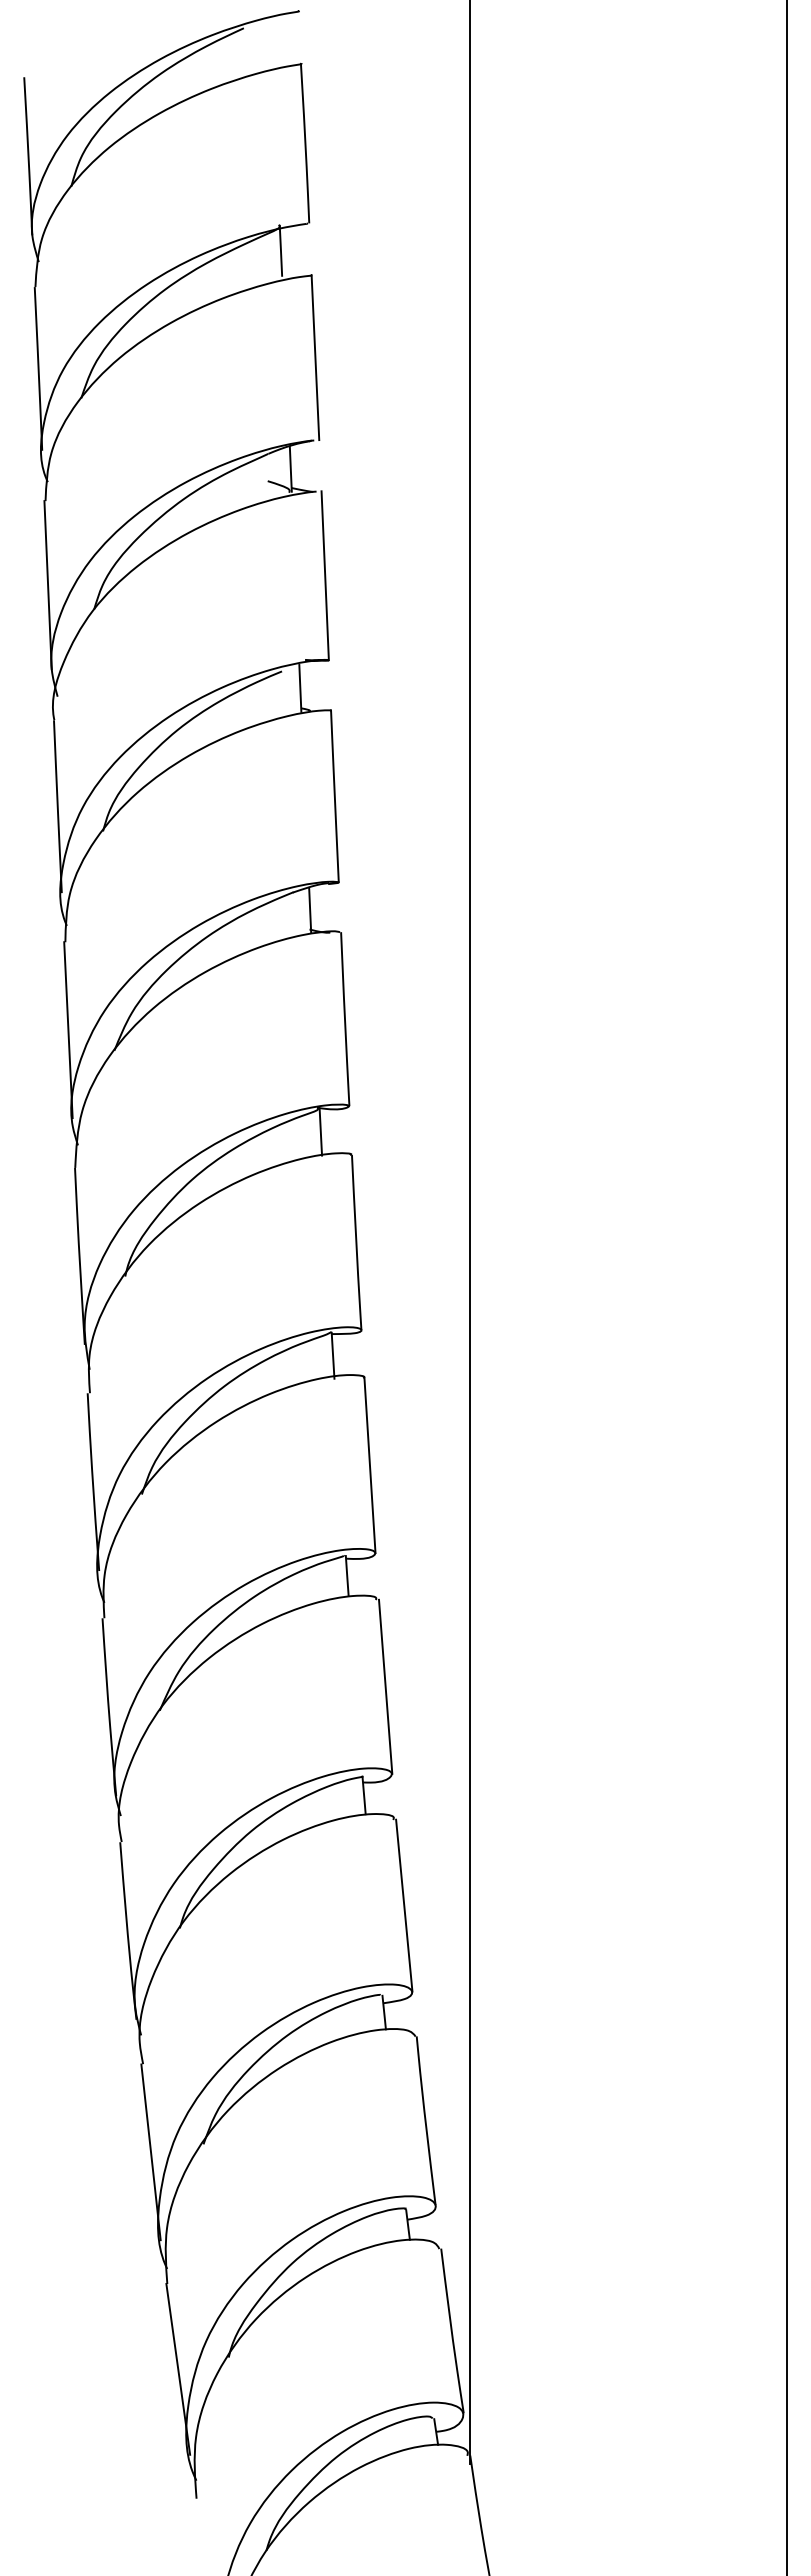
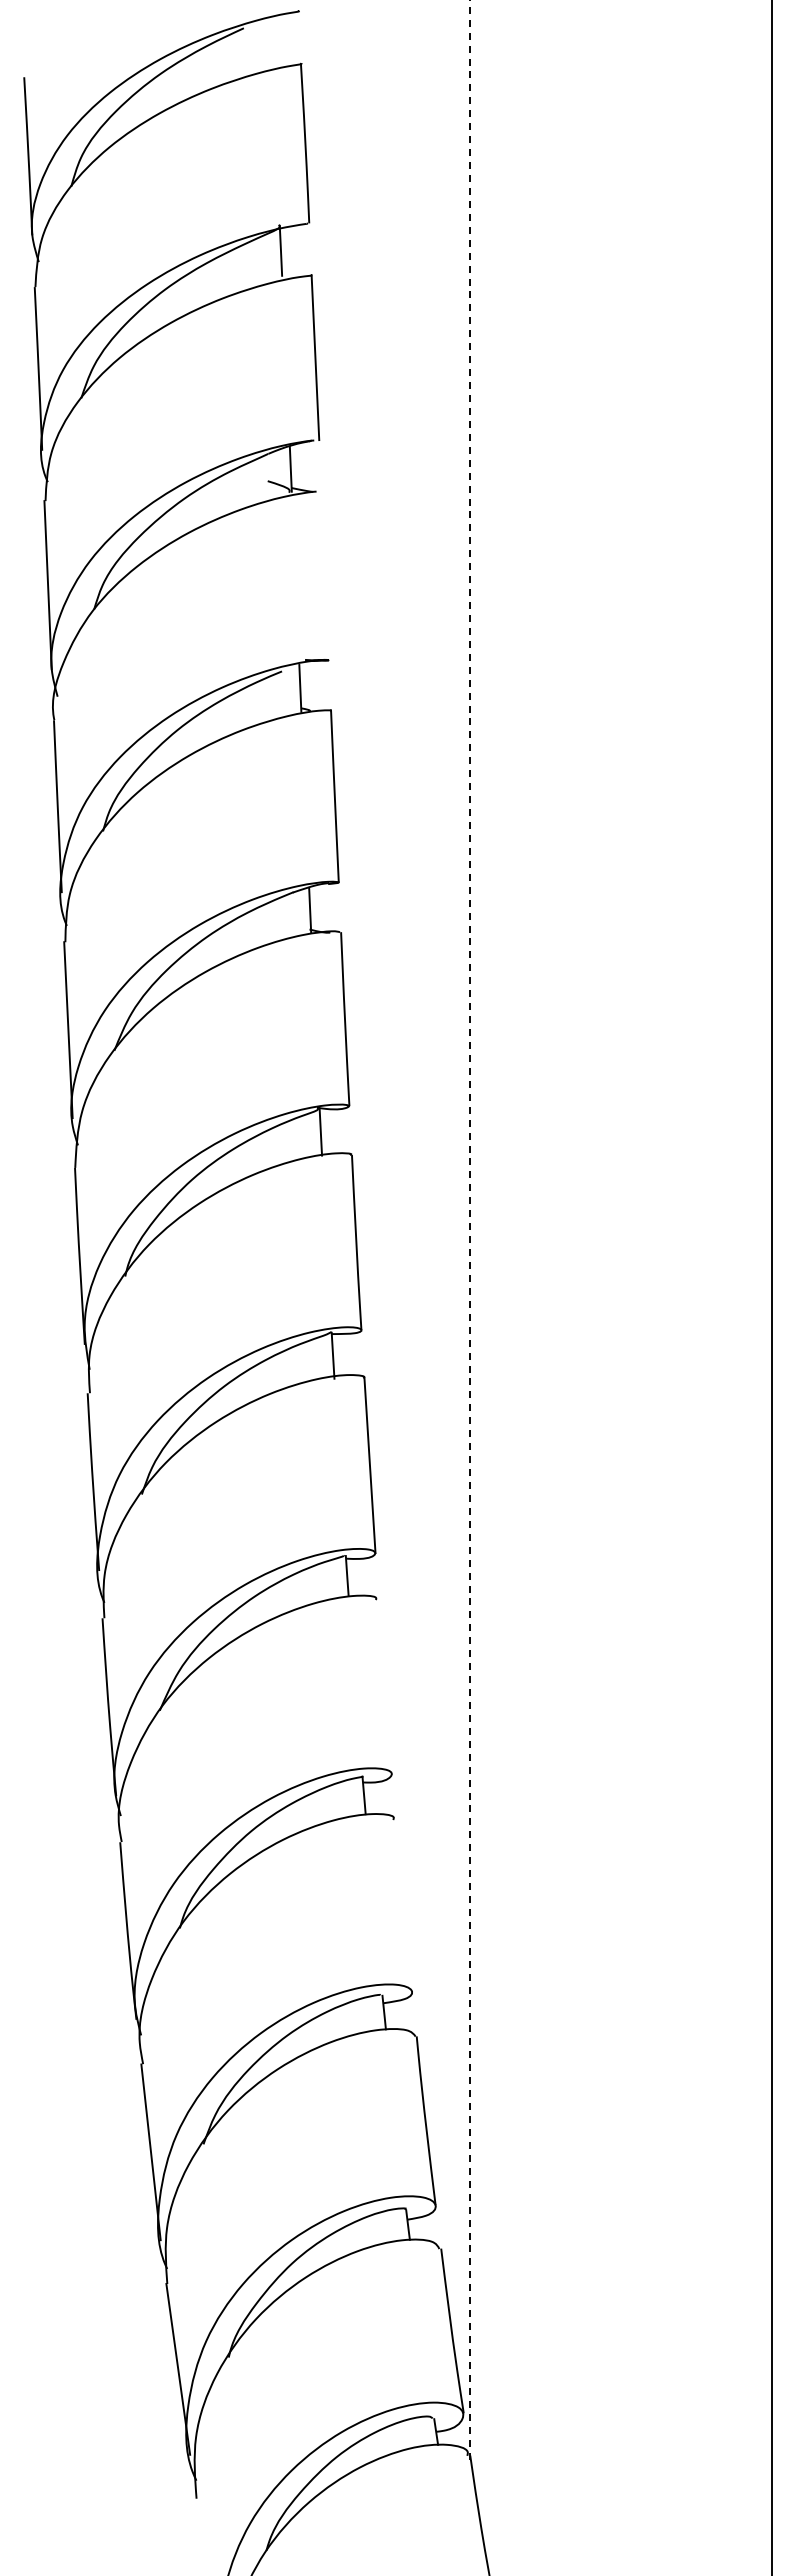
line: present -> none (324, 575)
line: solid -> dashed (469, 1232)
line position: (786, 1287) -> (771, 1287) (771, 1287)
line: present -> none (385, 1686)
line: present -> none (404, 1905)
